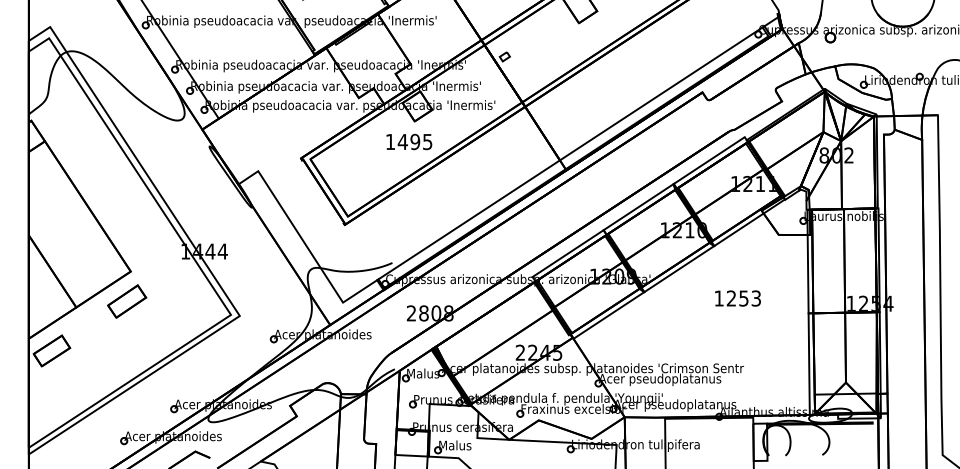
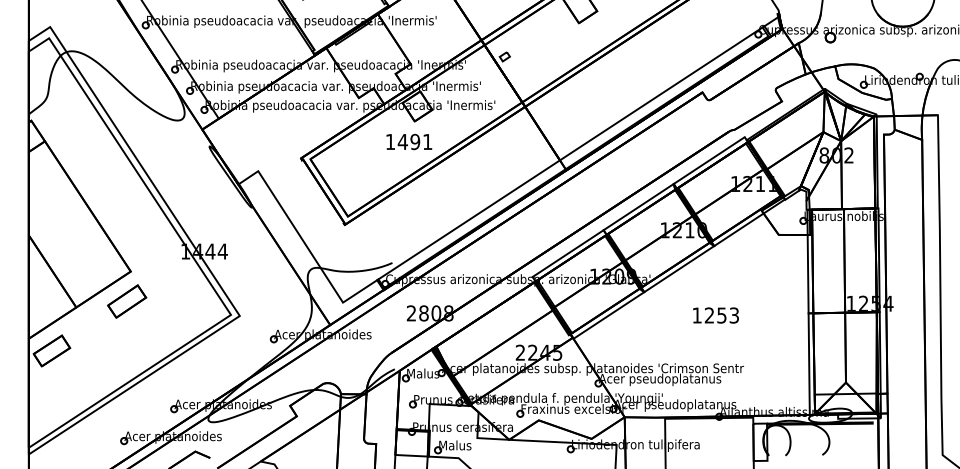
text: 1495 -> 1491 (427, 142)
text position: (737, 298) -> (715, 315) (715, 315)
